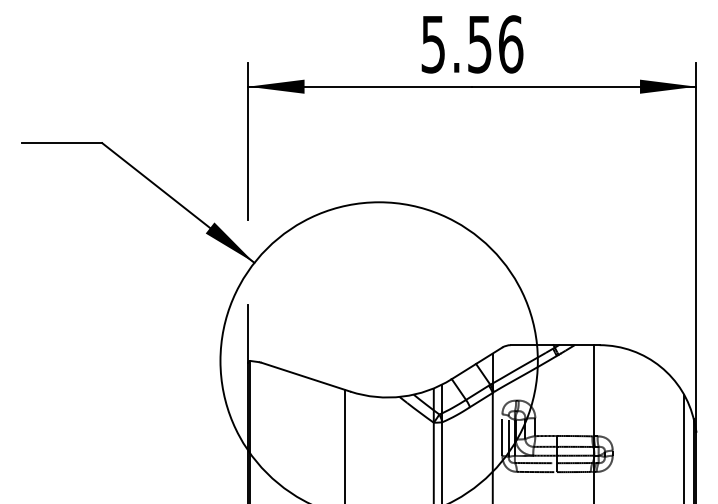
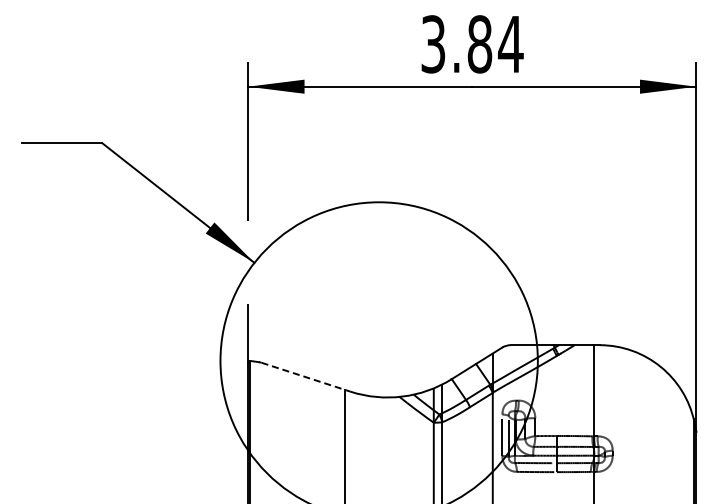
text: 5.56 -> 3.84 (472, 44)
line: solid -> dashed (305, 377)
line: present -> none (684, 447)
